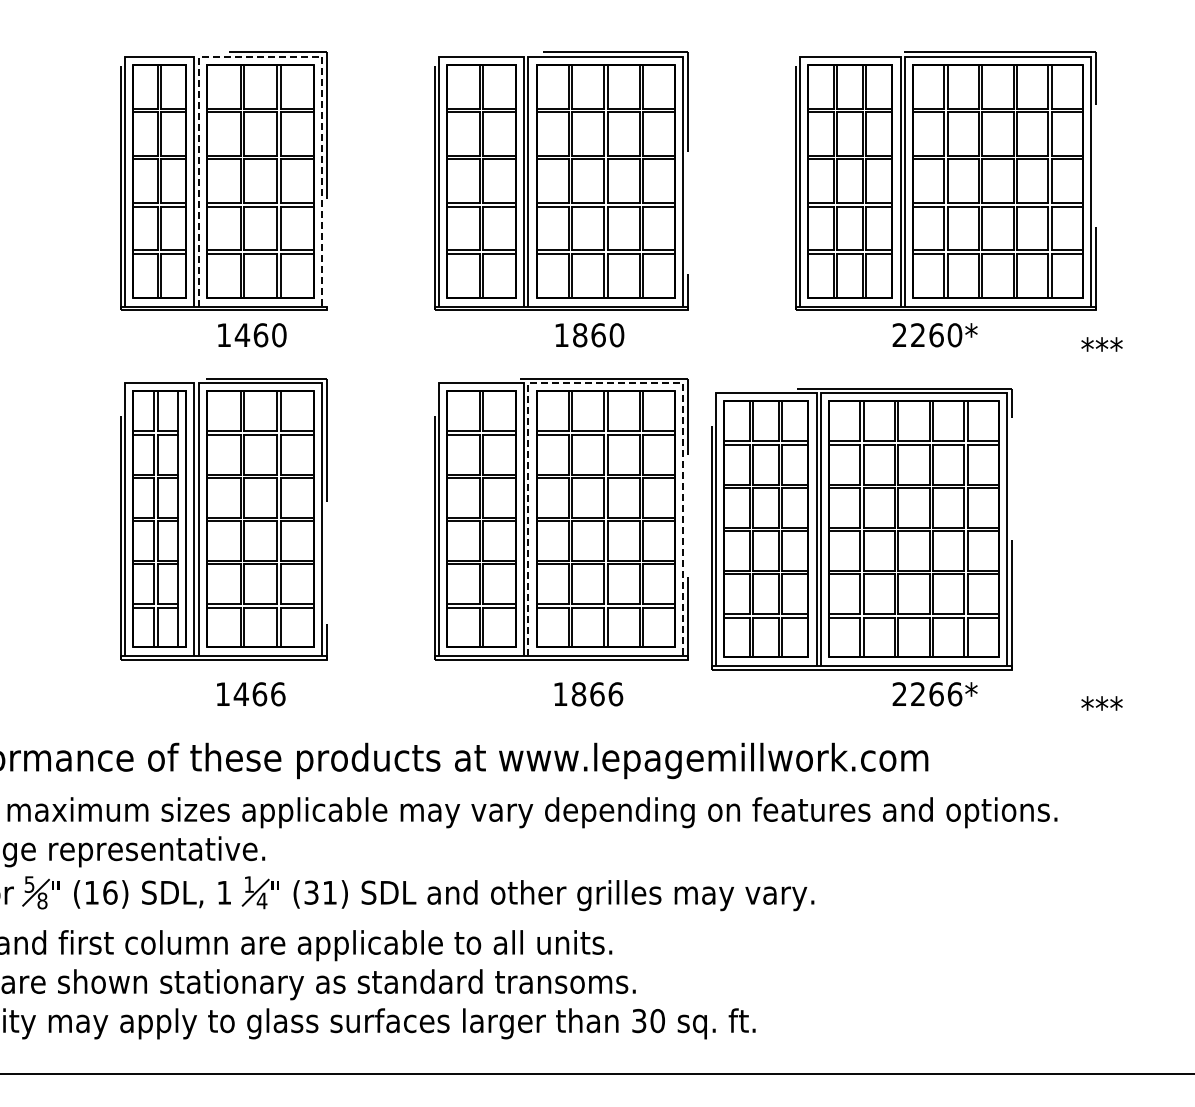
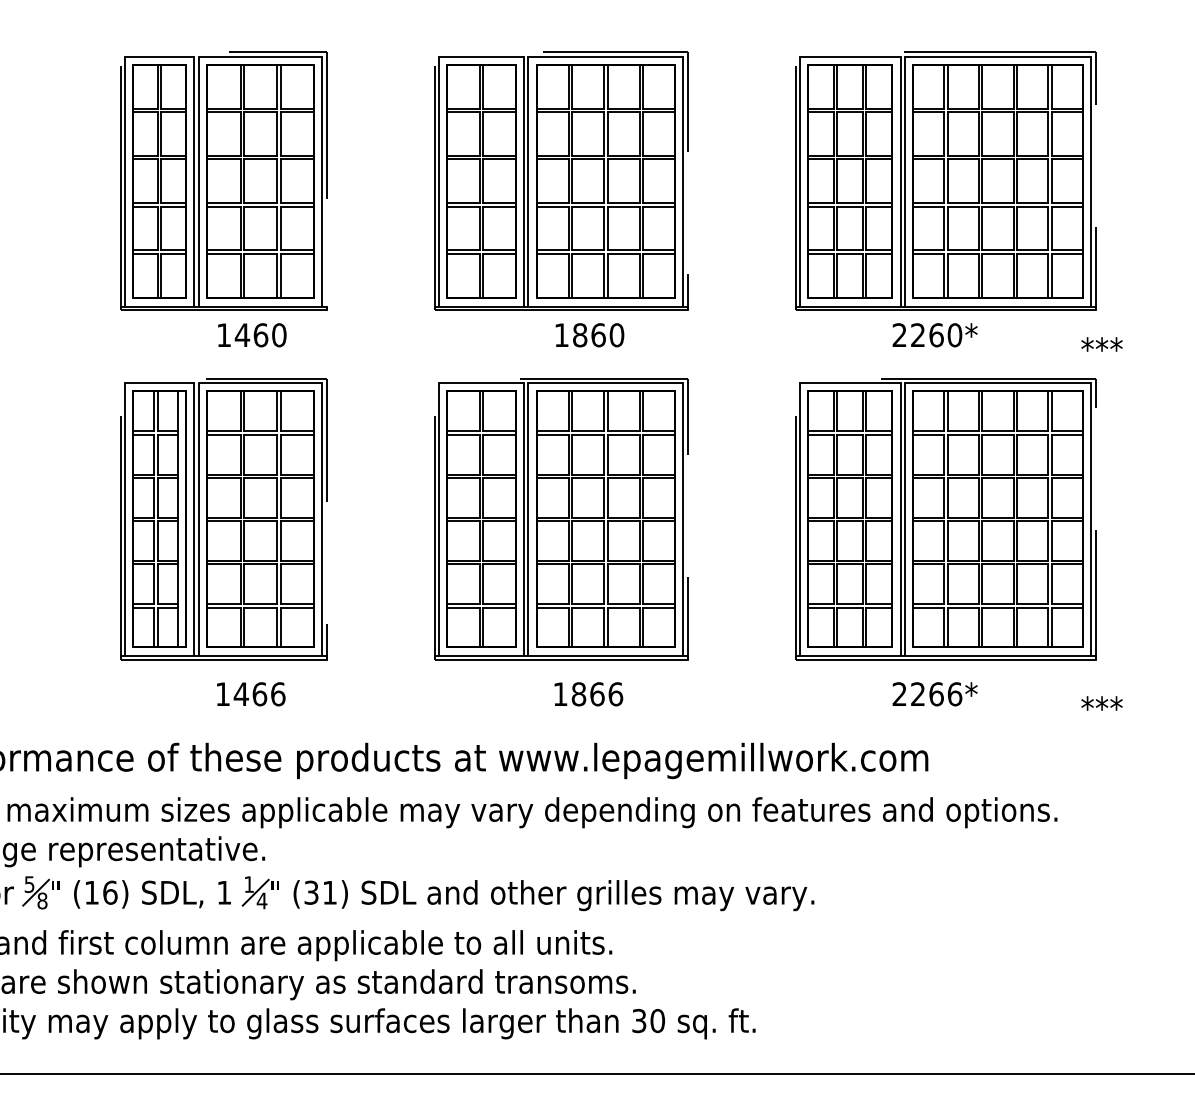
line: dashed -> solid (260, 56)
line: dashed -> solid (606, 383)
part position: (861, 529) -> (945, 519) (945, 519)
